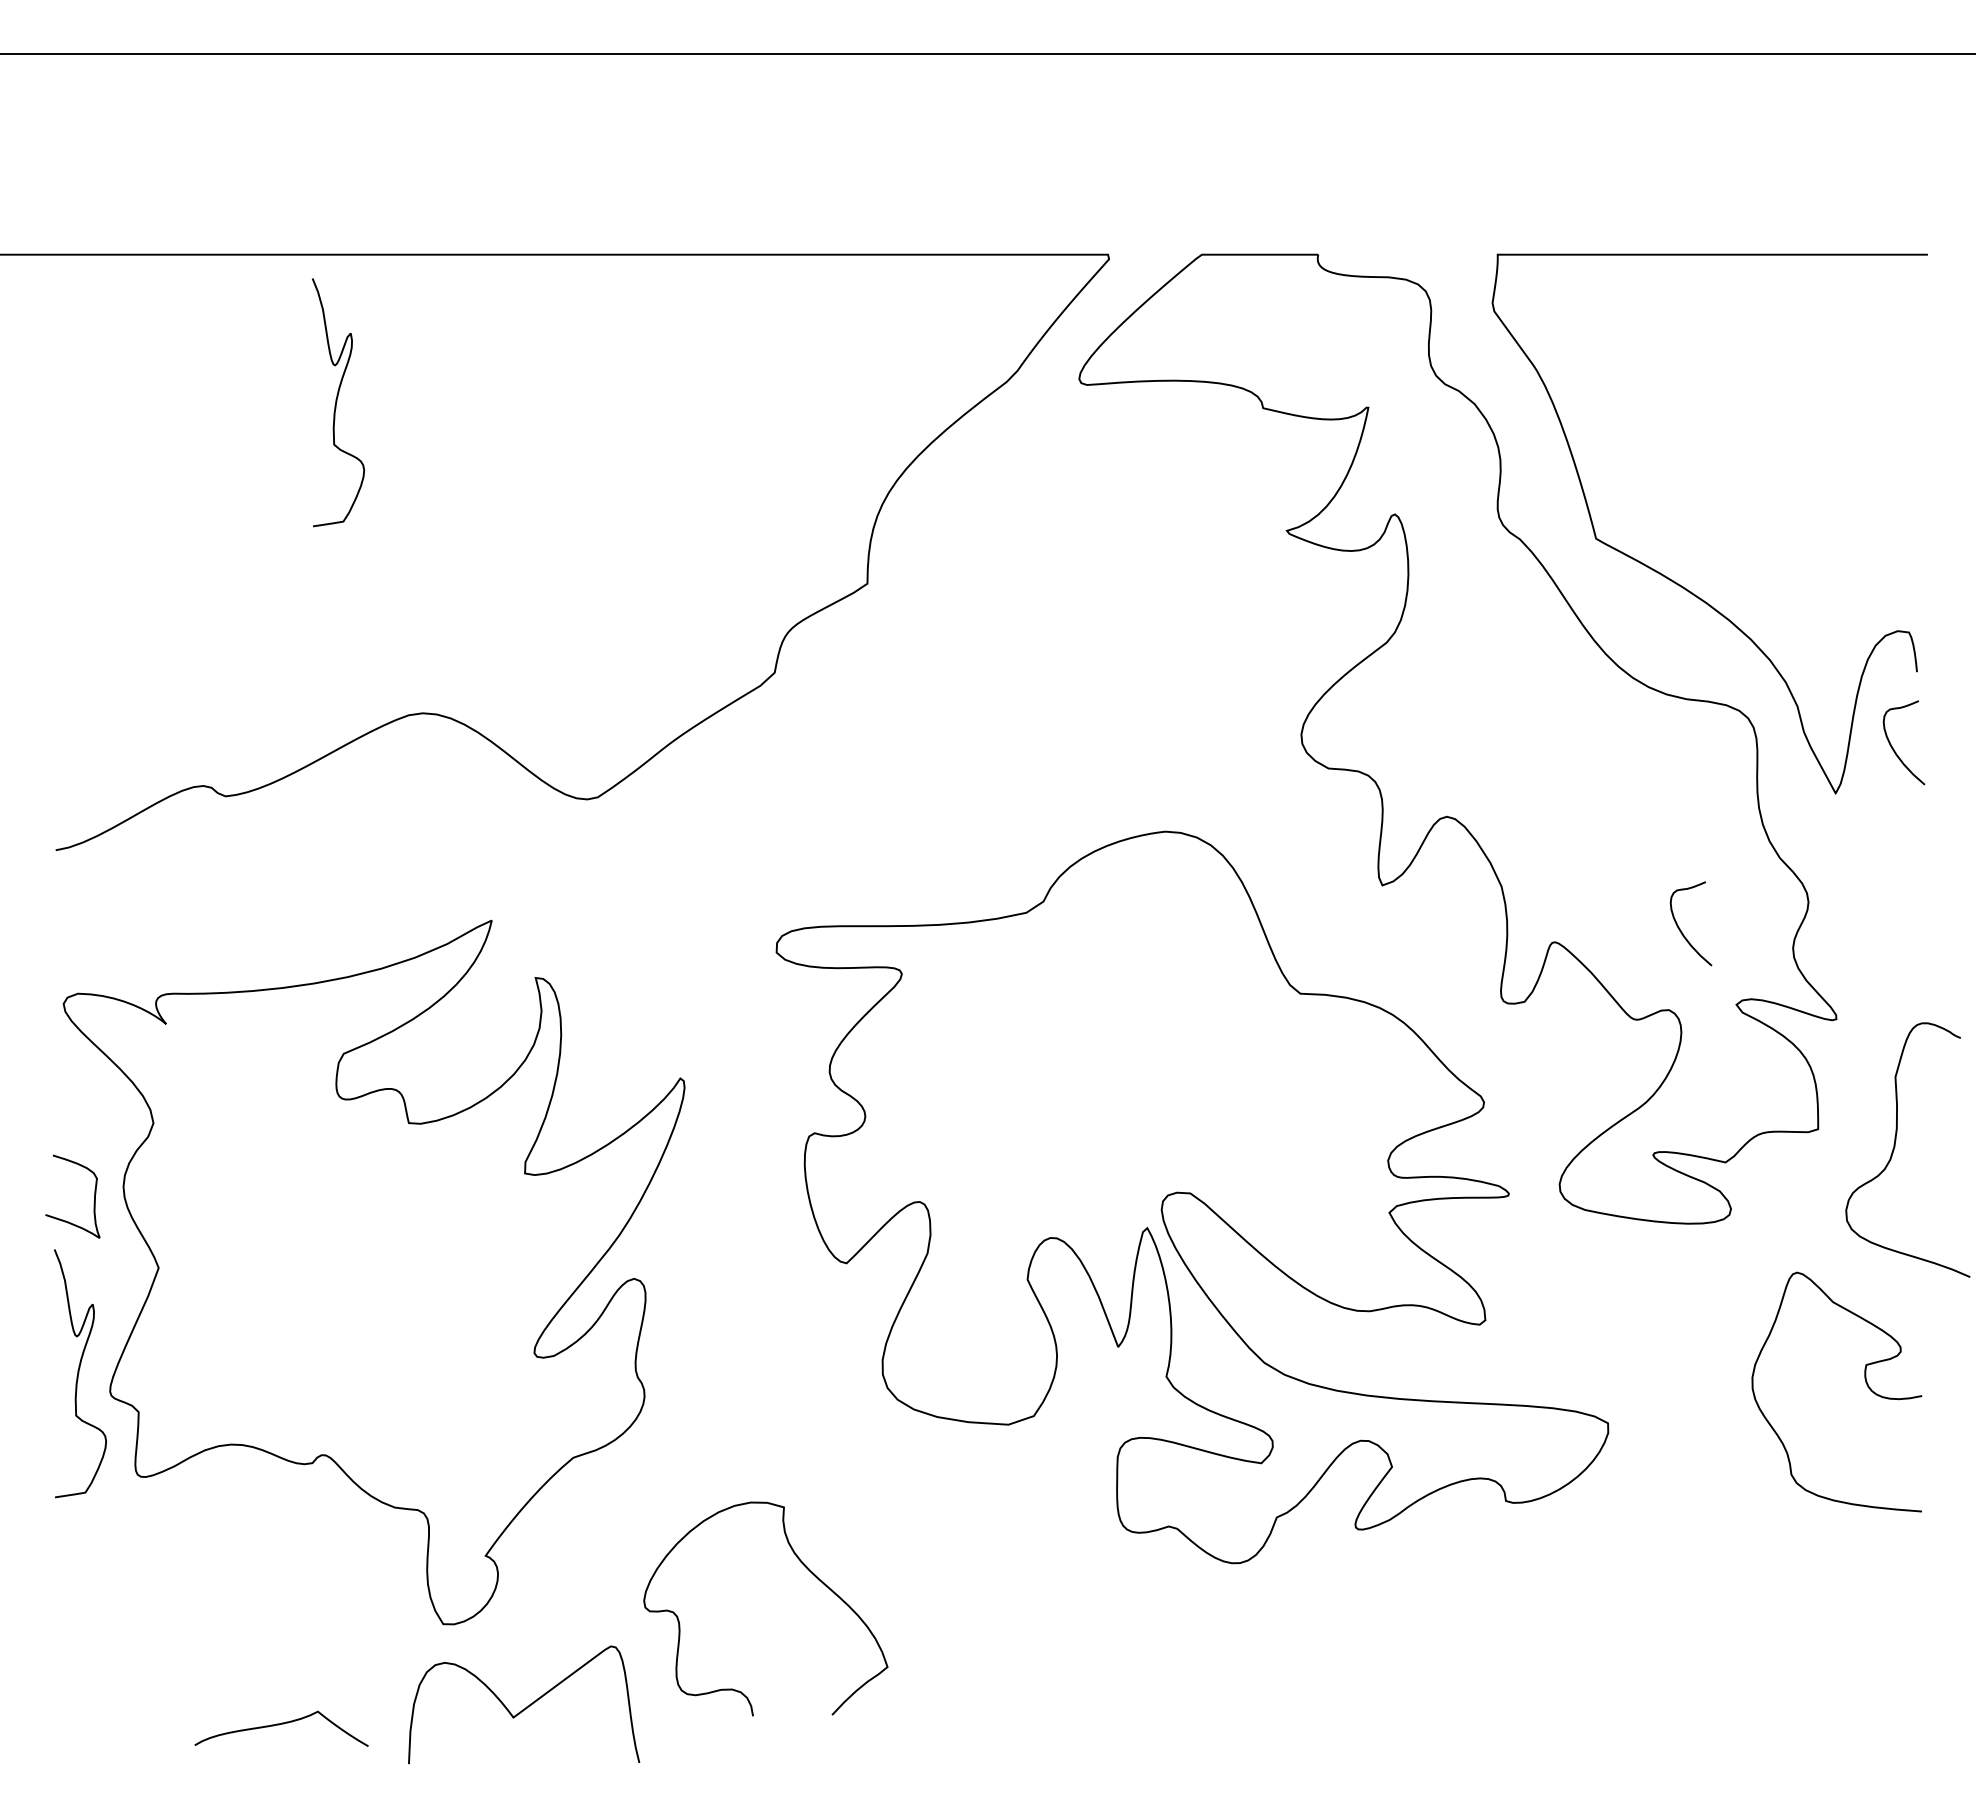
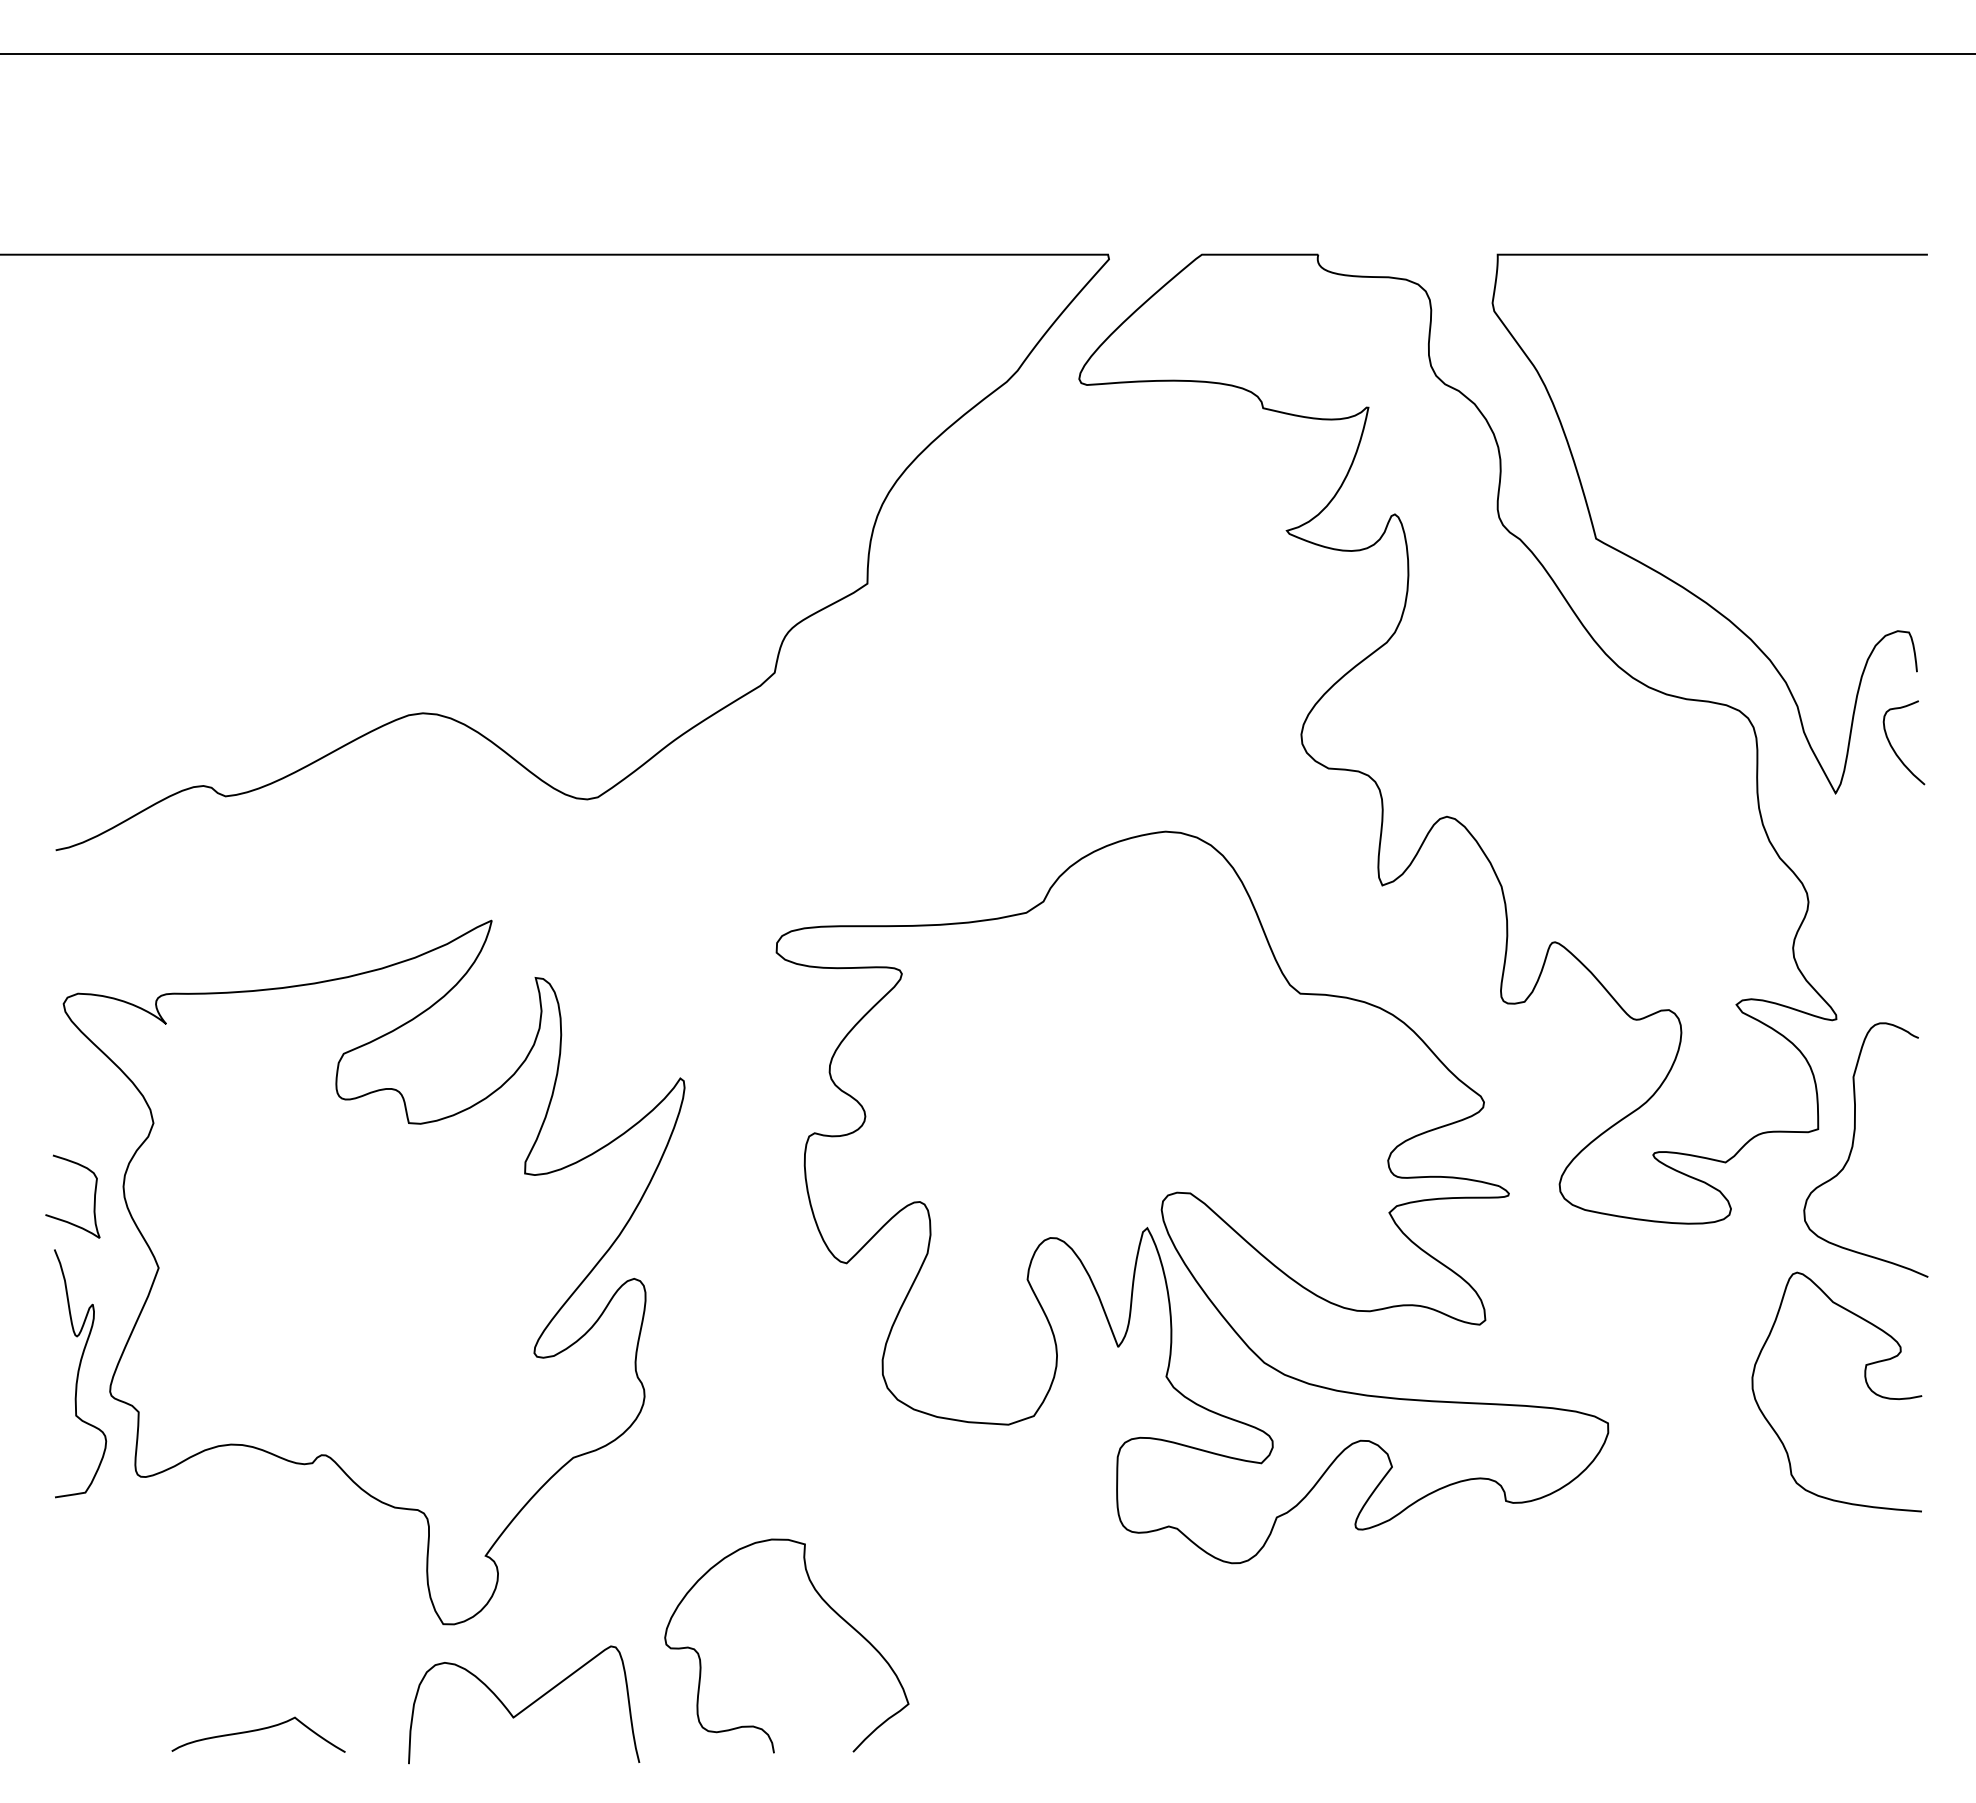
curve: present -> none (337, 402)
curve: present -> none (1680, 928)
curve position: (1895, 1147) -> (1853, 1147) (1853, 1147)
curve position: (805, 1567) -> (826, 1604) (826, 1604)
curve position: (279, 1725) -> (256, 1731) (256, 1731)
